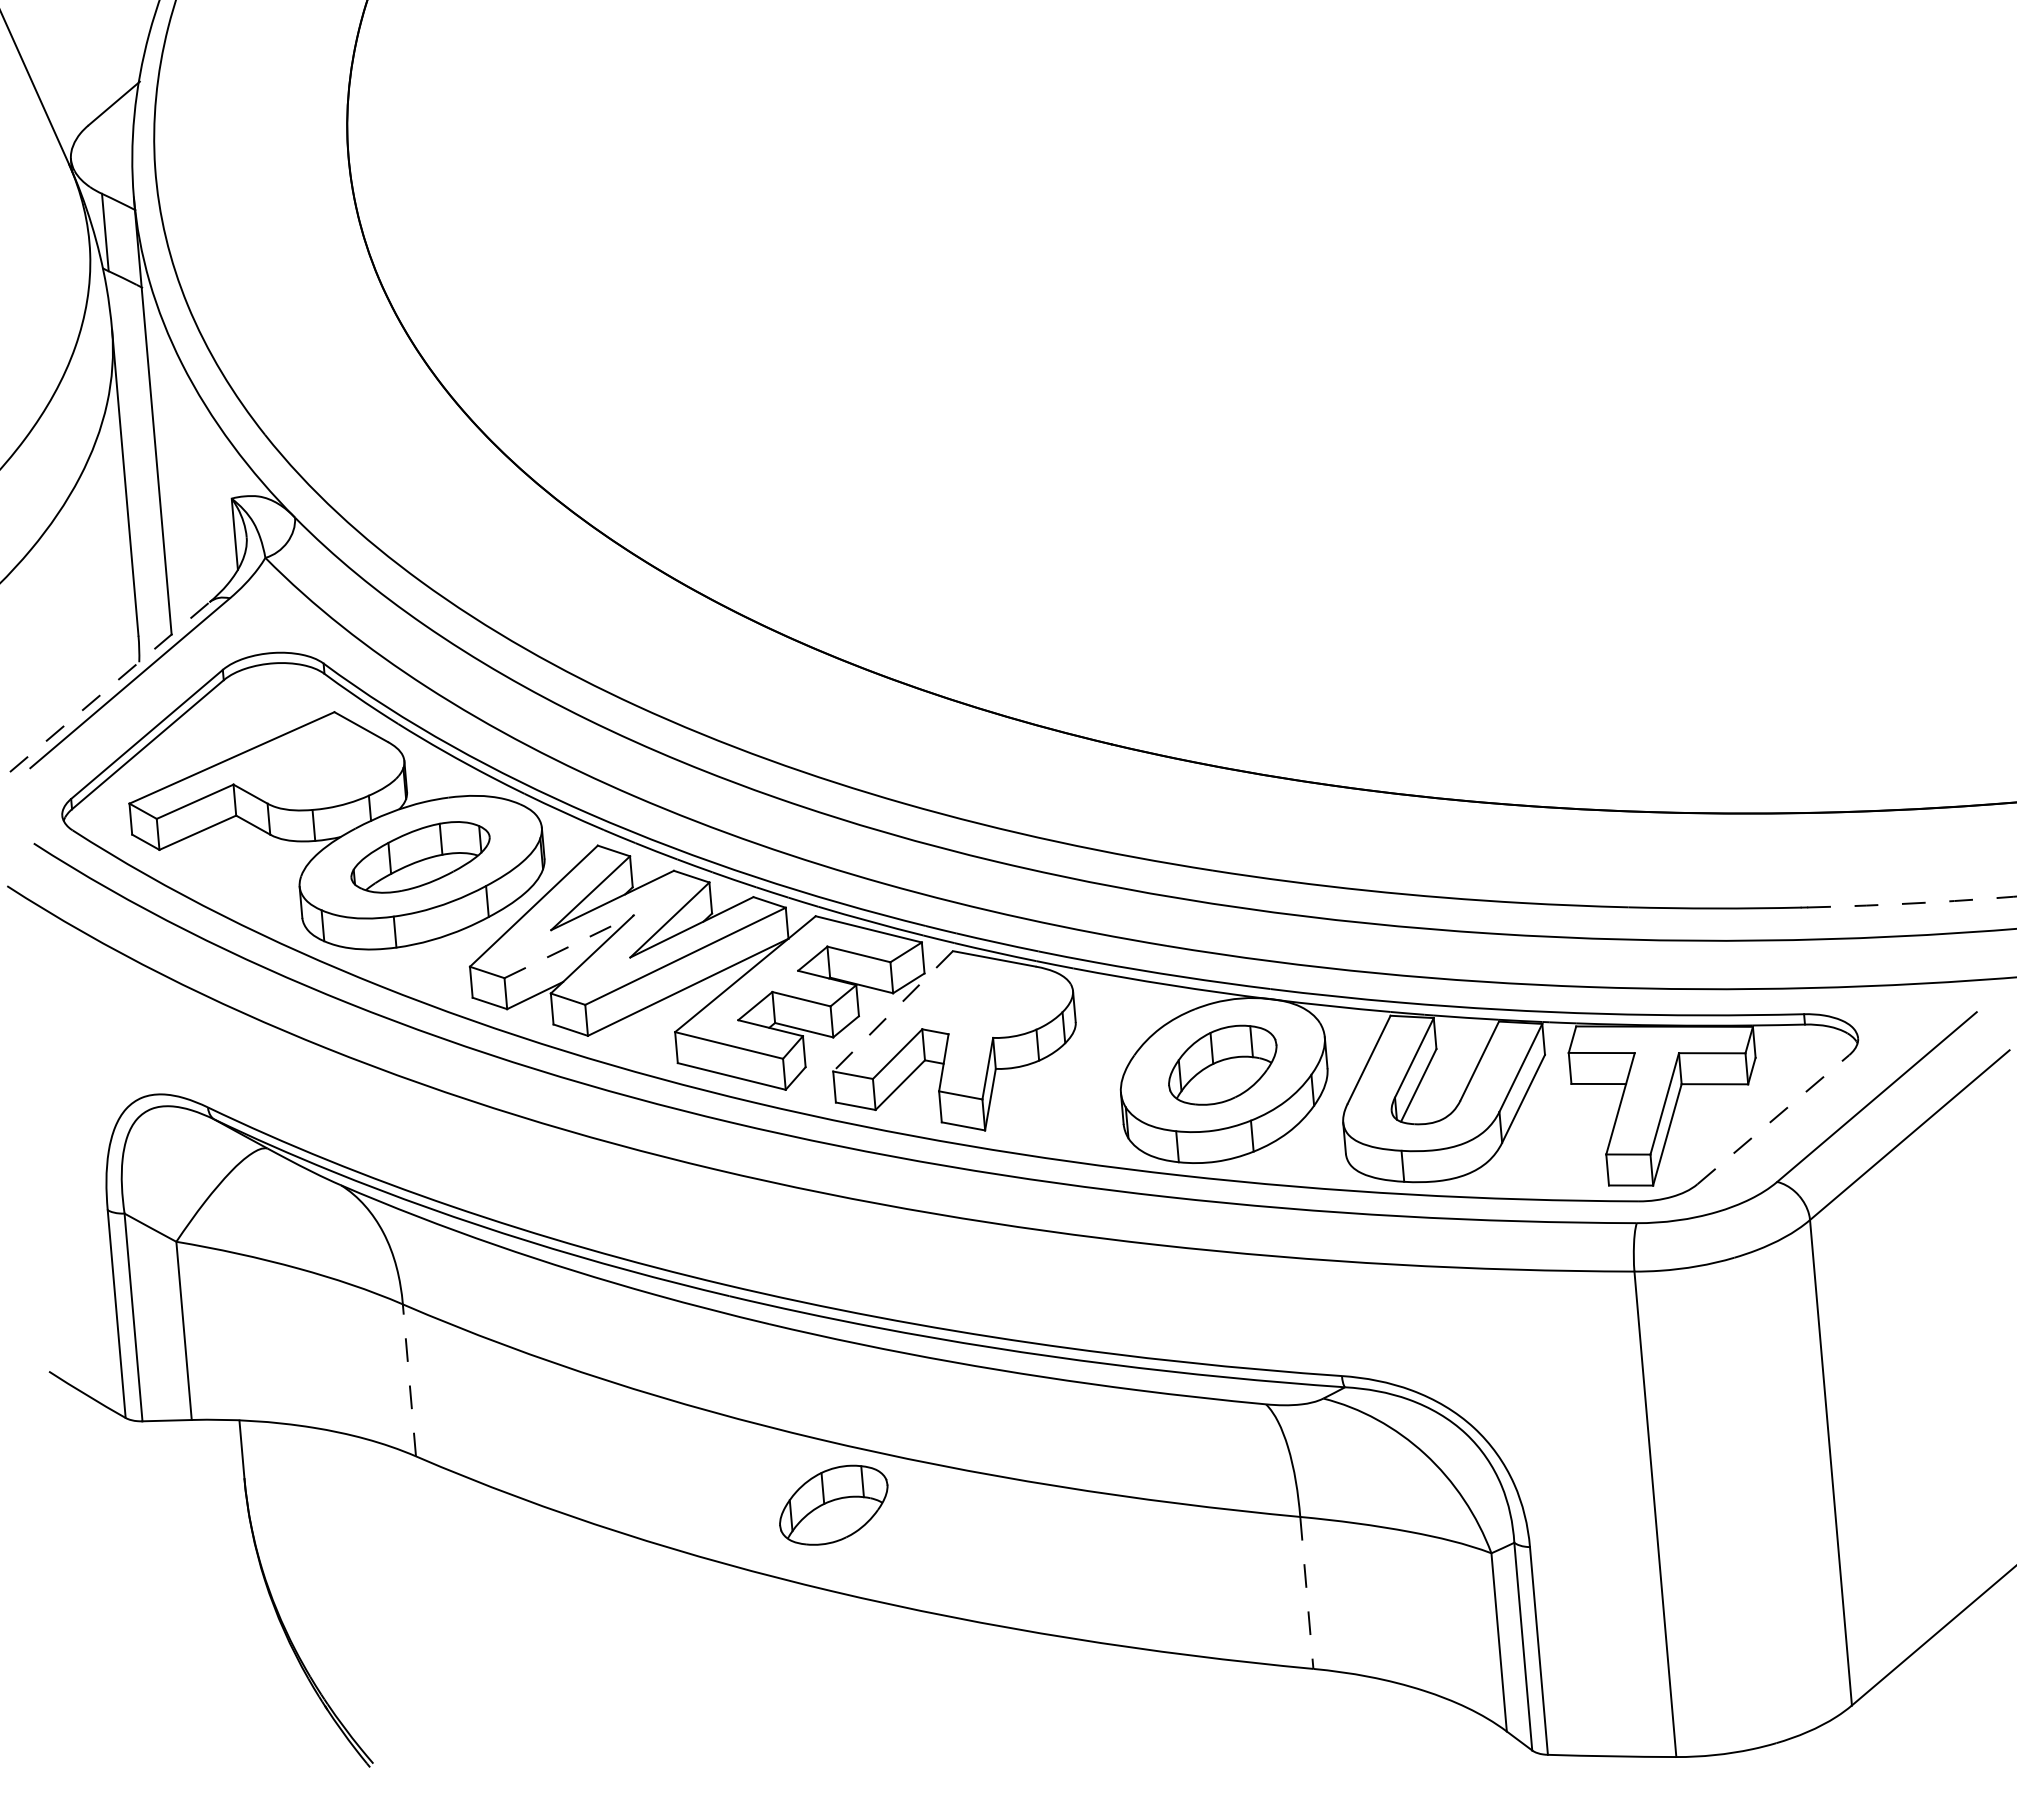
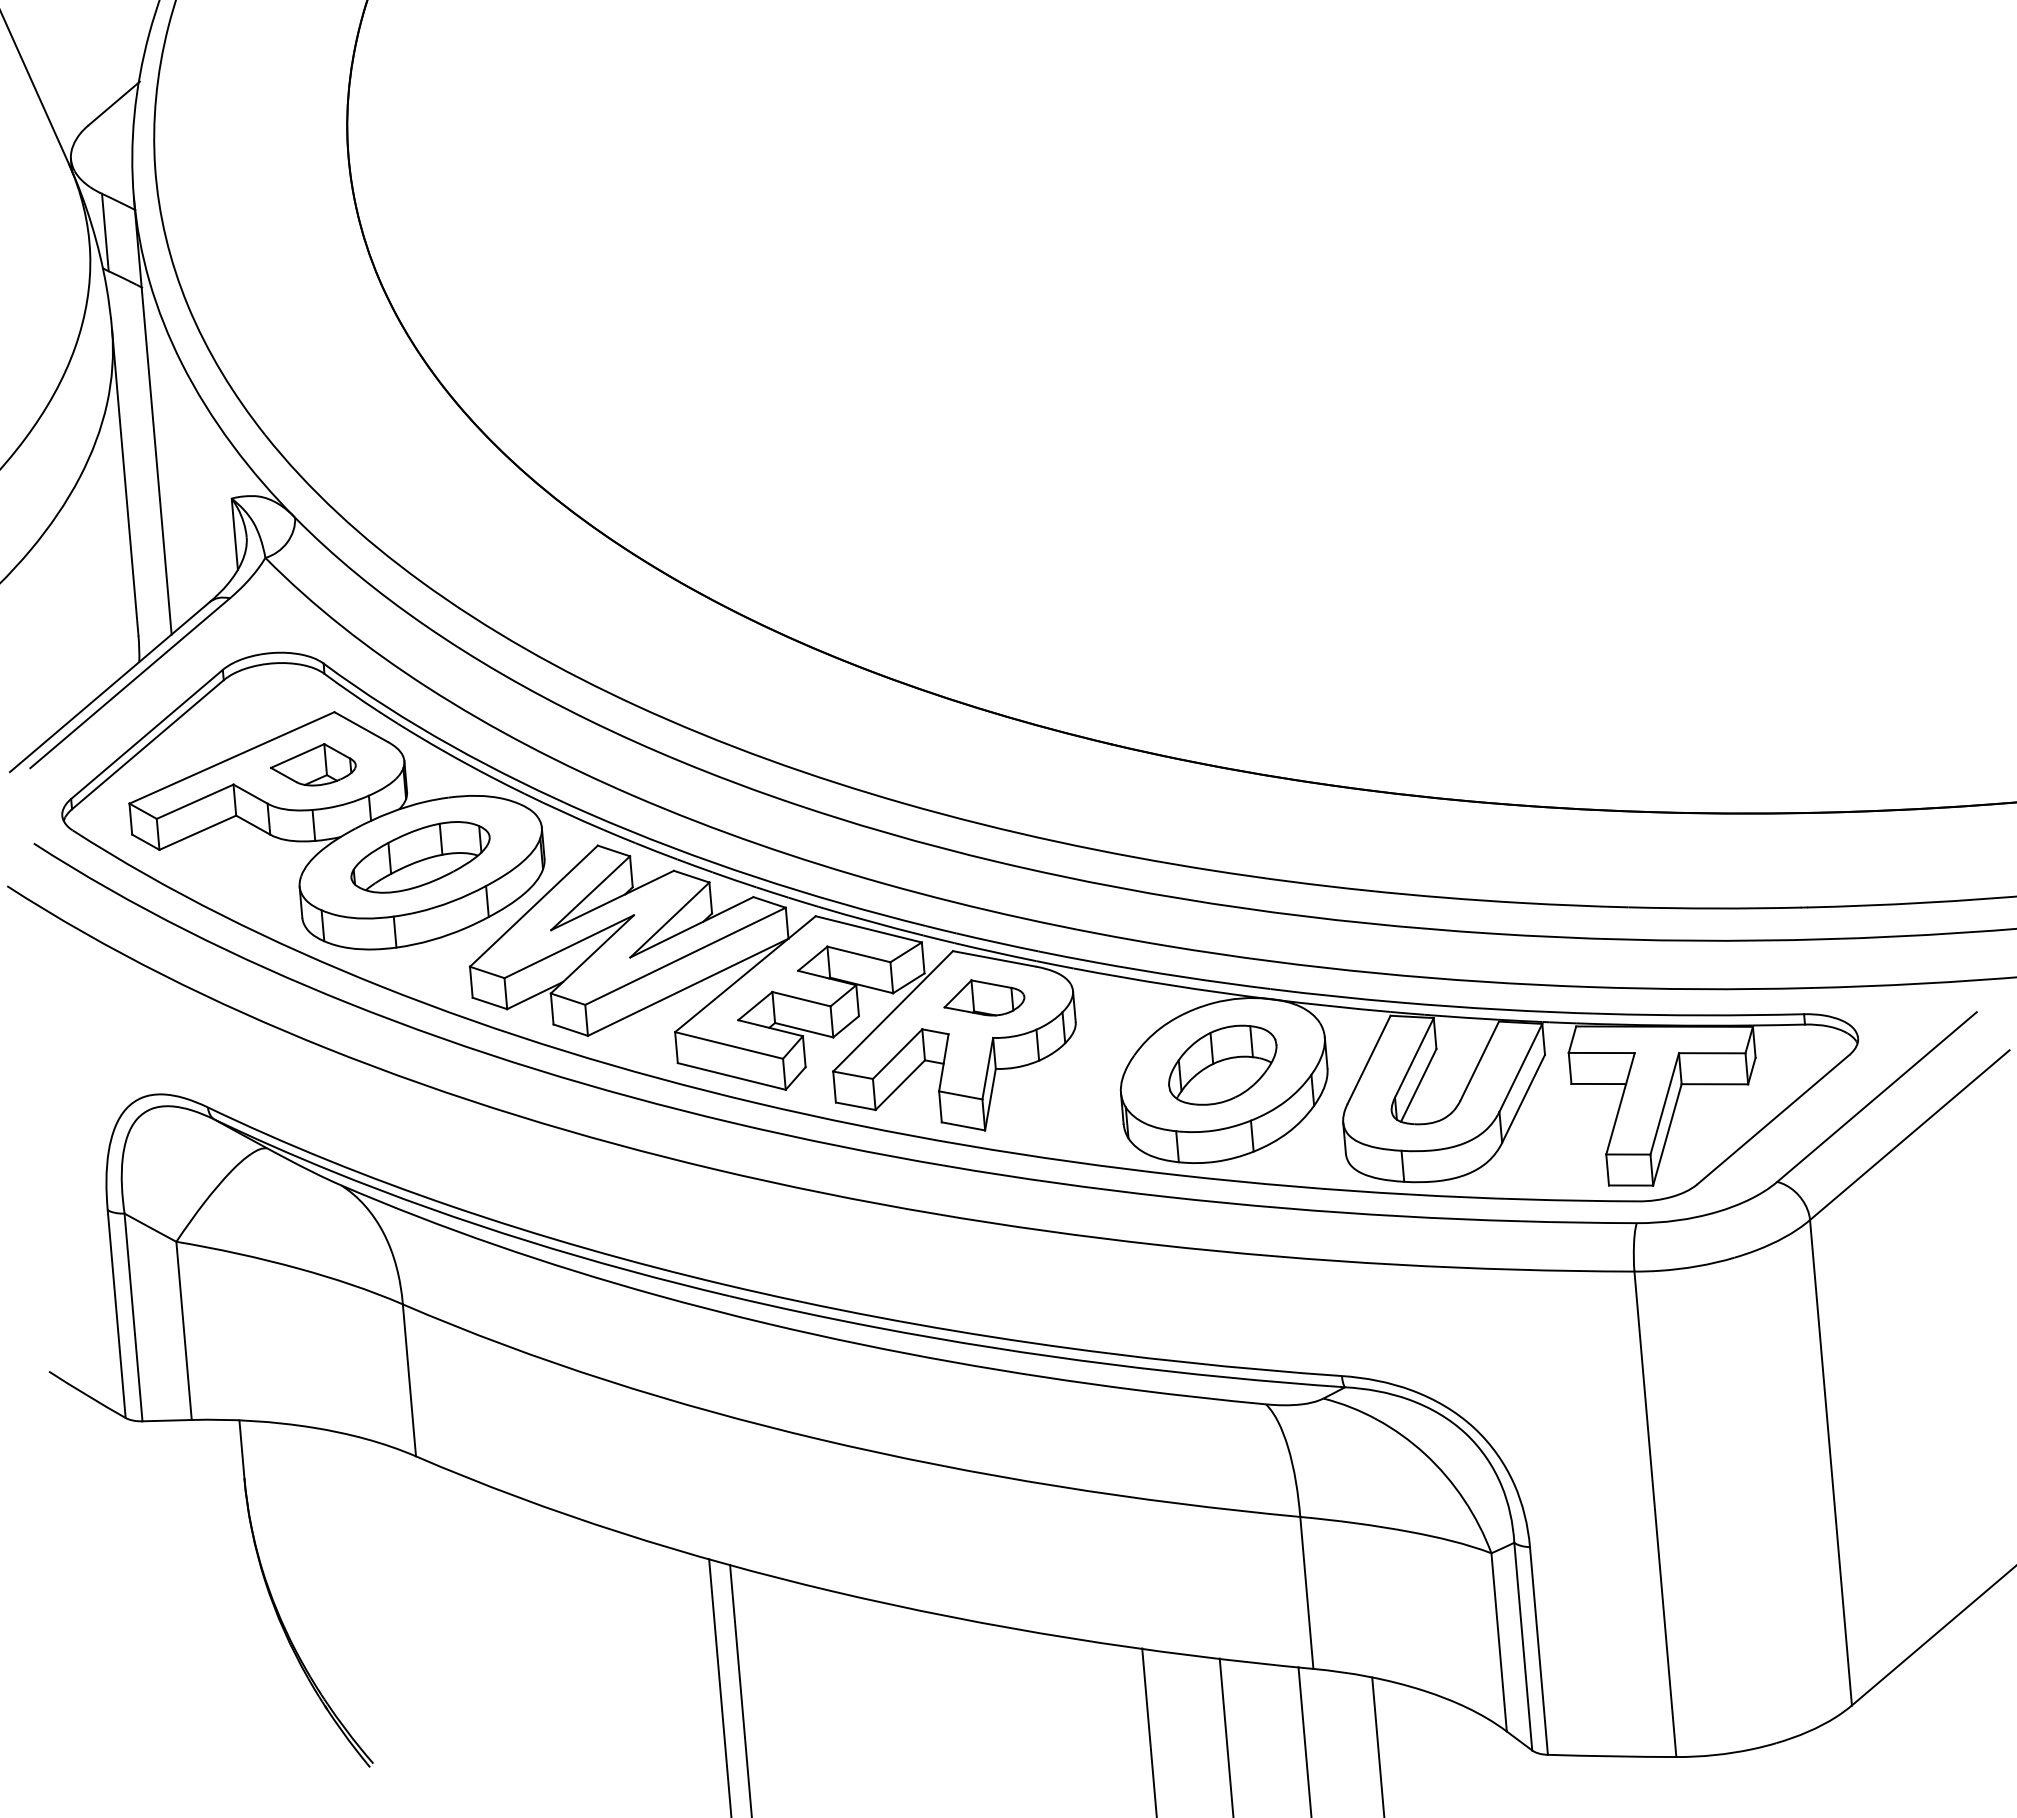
line: dashed -> solid (110, 686)
part: none -> present (313, 764)
arc: dashed -> solid (1913, 903)
line: dashed -> solid (569, 946)
part: none -> present (984, 997)
line: dashed -> solid (893, 1011)
line: dashed -> solid (1773, 1119)
line: dashed -> solid (409, 1379)
part: present -> none (833, 1504)
line: dashed -> solid (1306, 1593)
line: none -> present (720, 1686)
line: none -> present (740, 1689)
line: none -> present (1149, 1731)
line: none -> present (1226, 1736)
line: none -> present (1304, 1740)
line: none -> present (1378, 1745)
